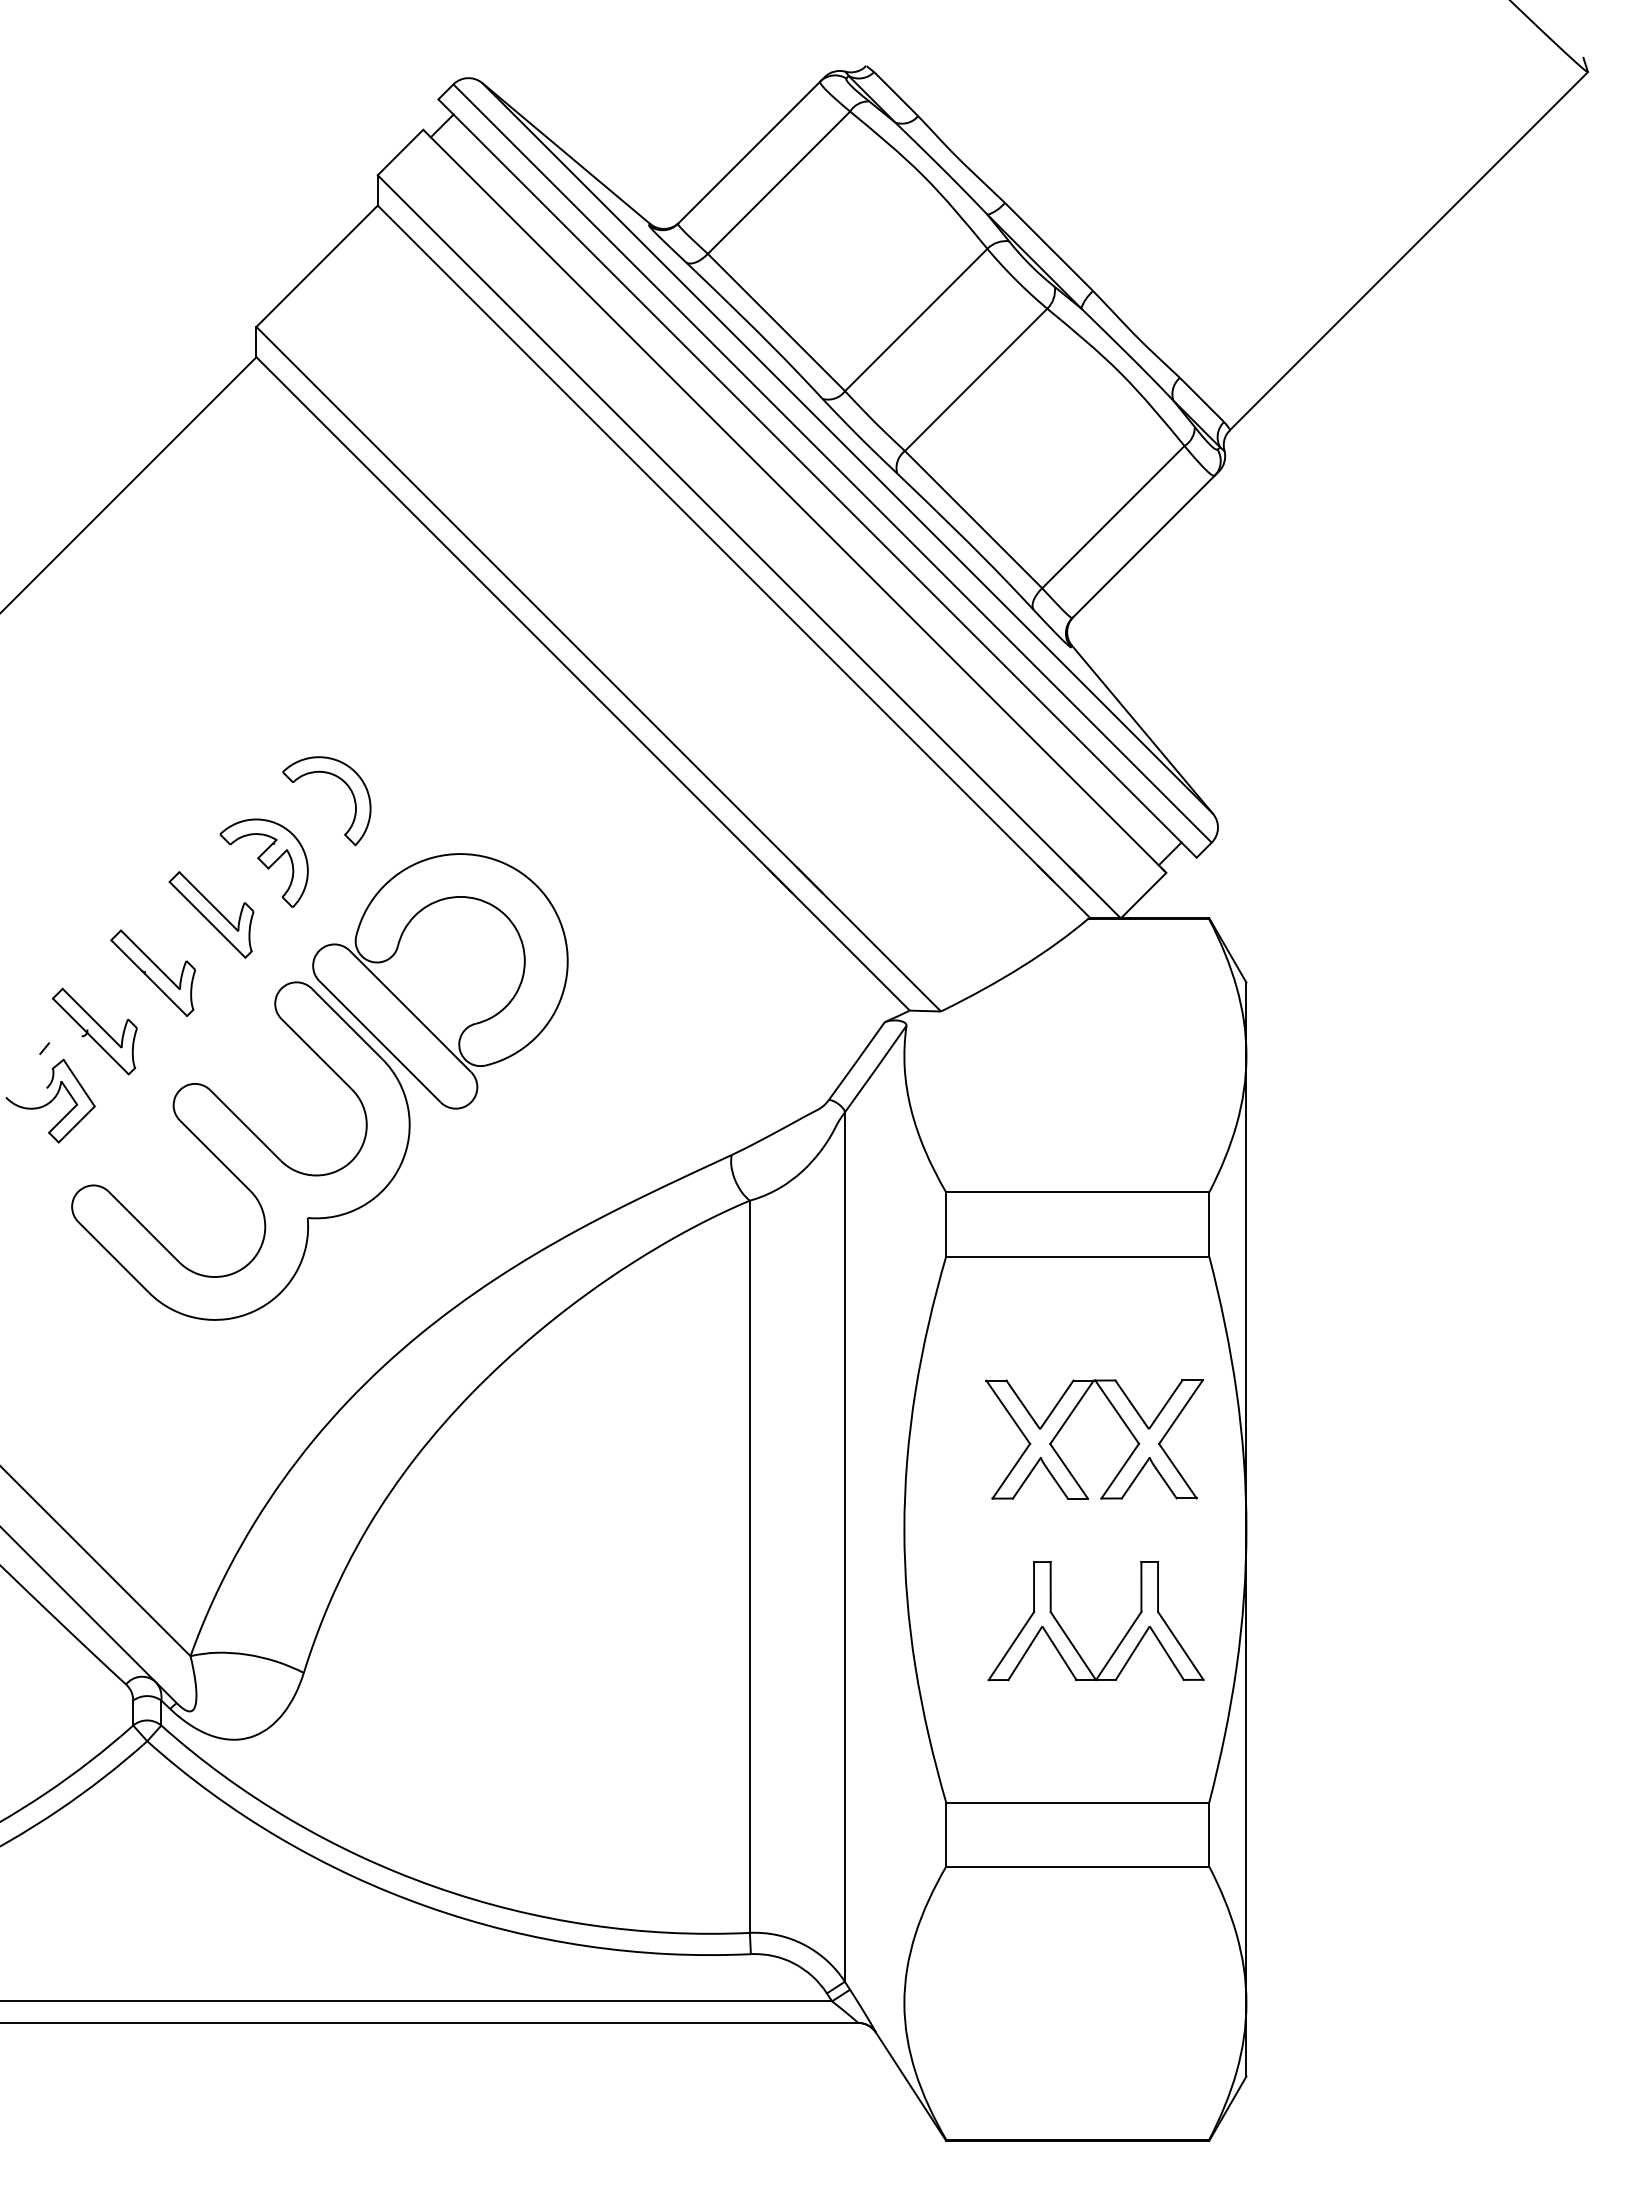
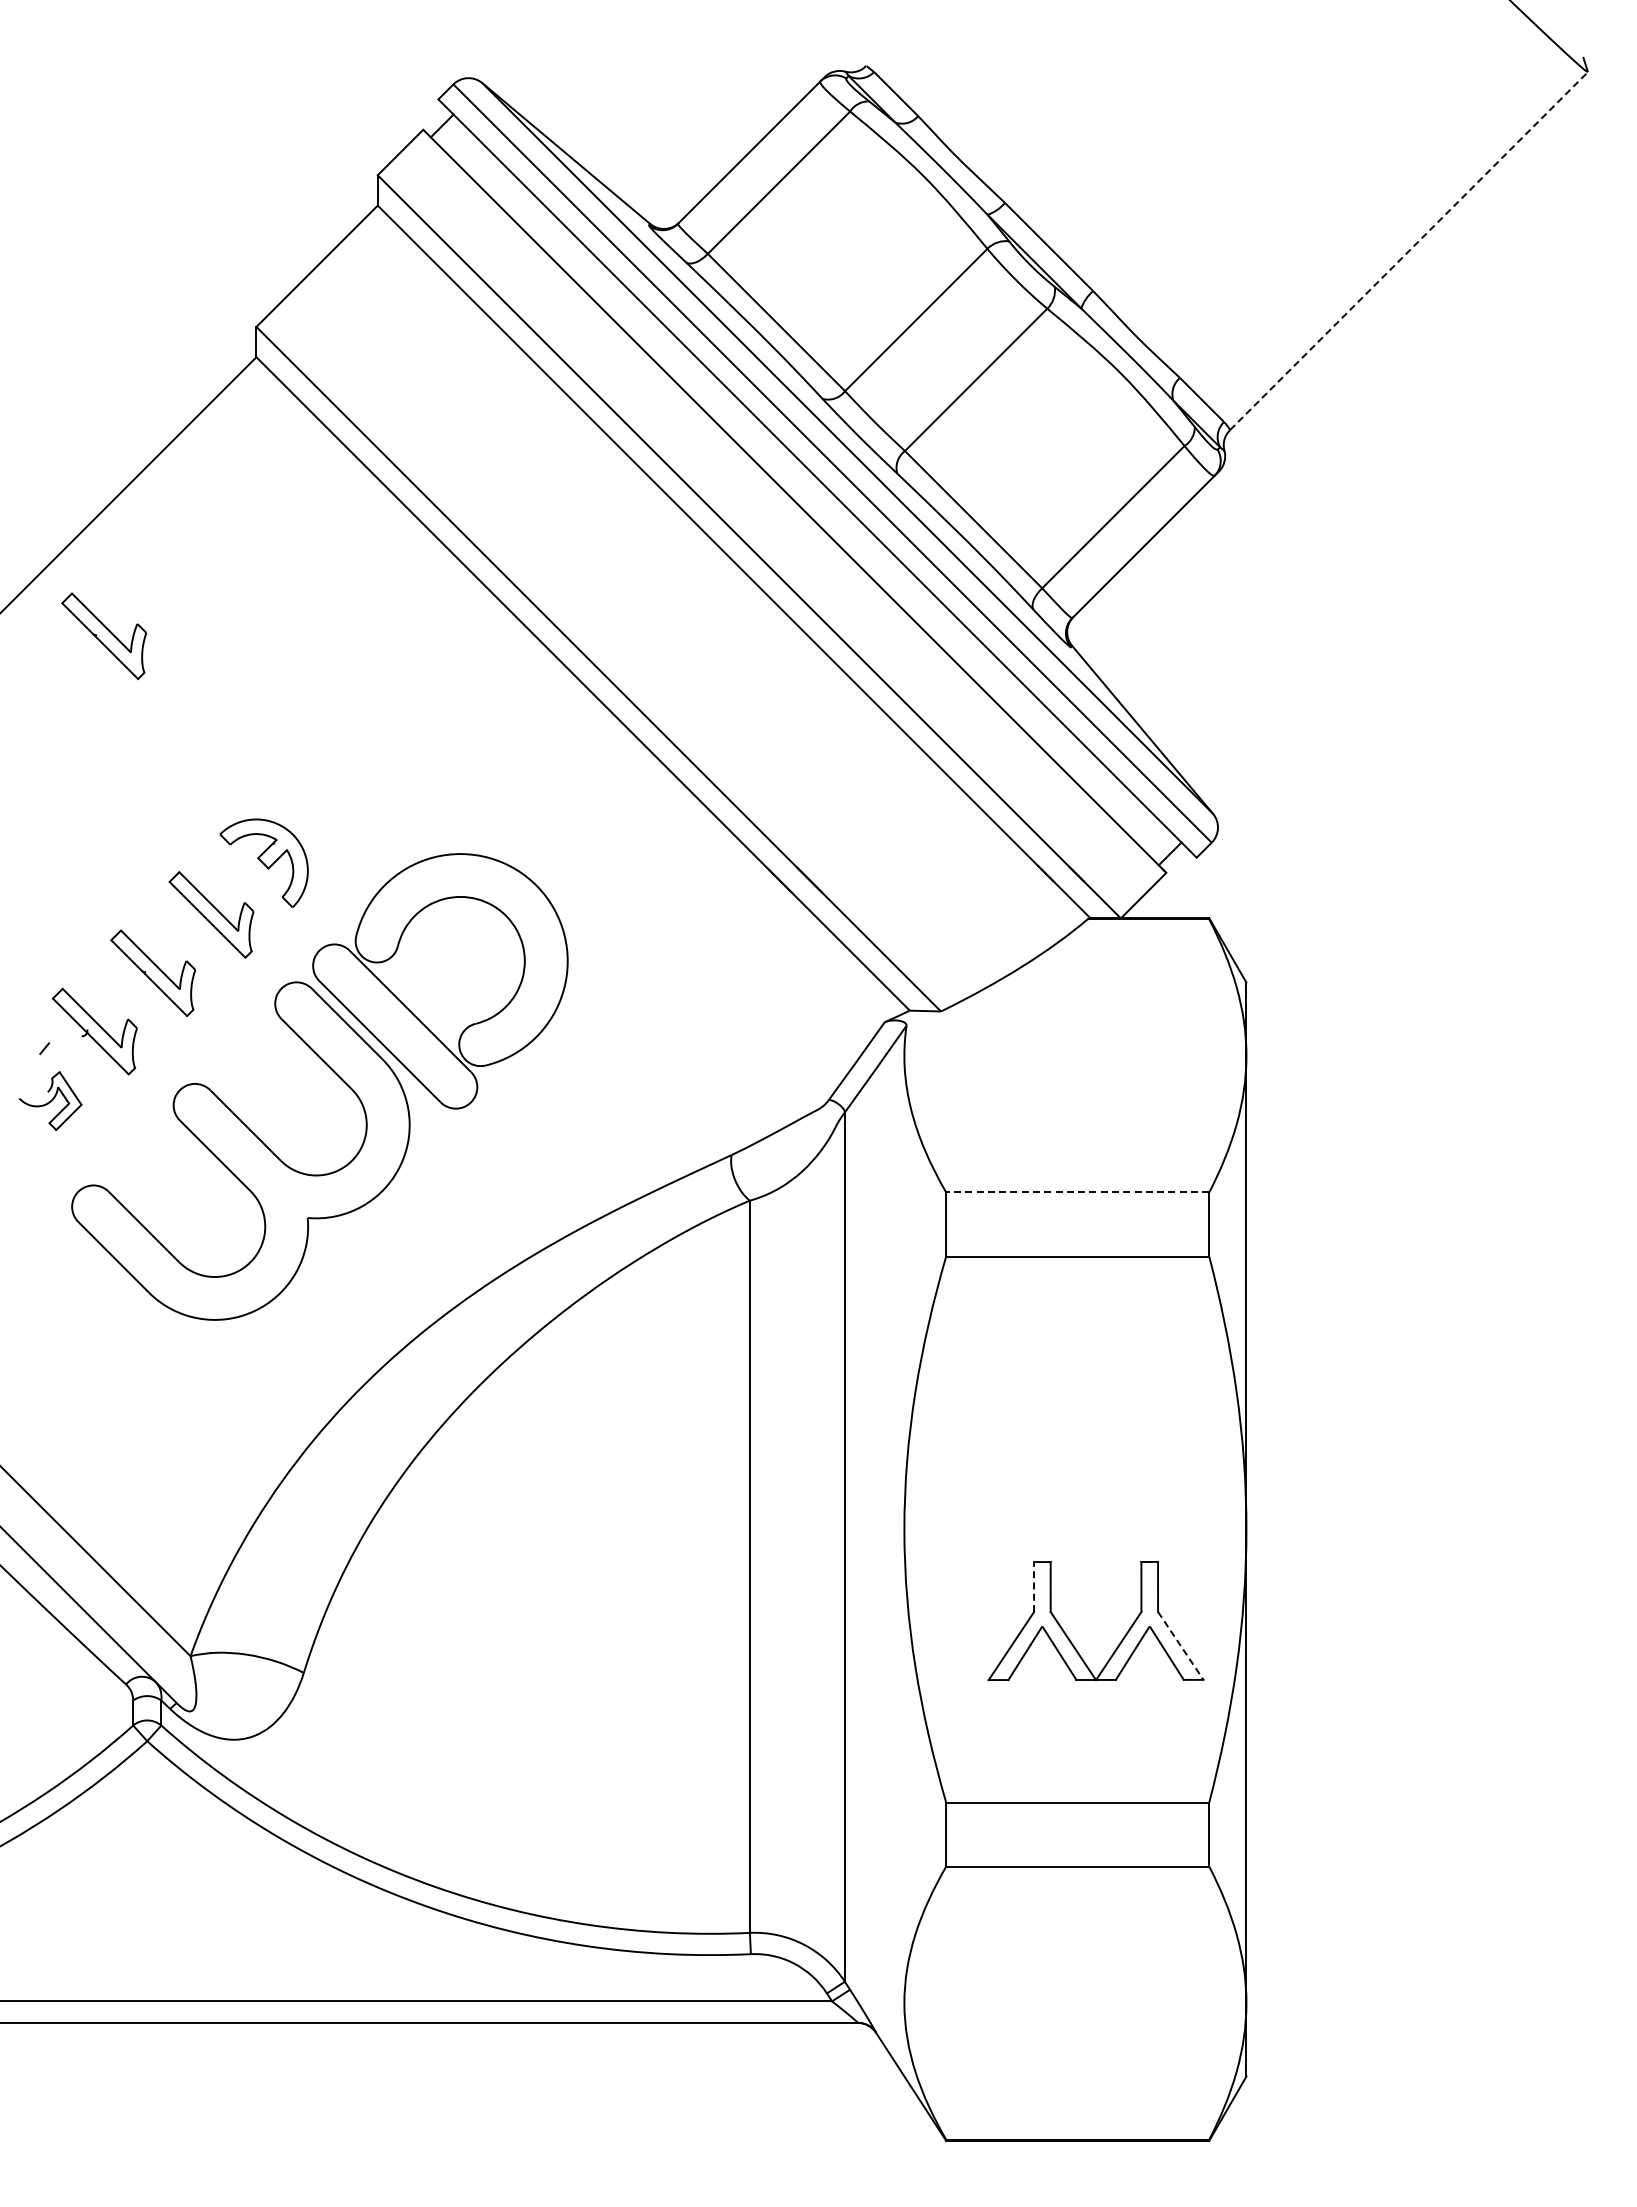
line: solid -> dashed (1409, 250)
part: none -> present (104, 636)
part: present -> none (344, 783)
part size: 91x86 px -> 64x61 px (50, 1101)
line: solid -> dashed (1077, 1192)
part: present -> none (1066, 1422)
line: solid -> dashed (1034, 1587)
line: solid -> dashed (1180, 1645)
